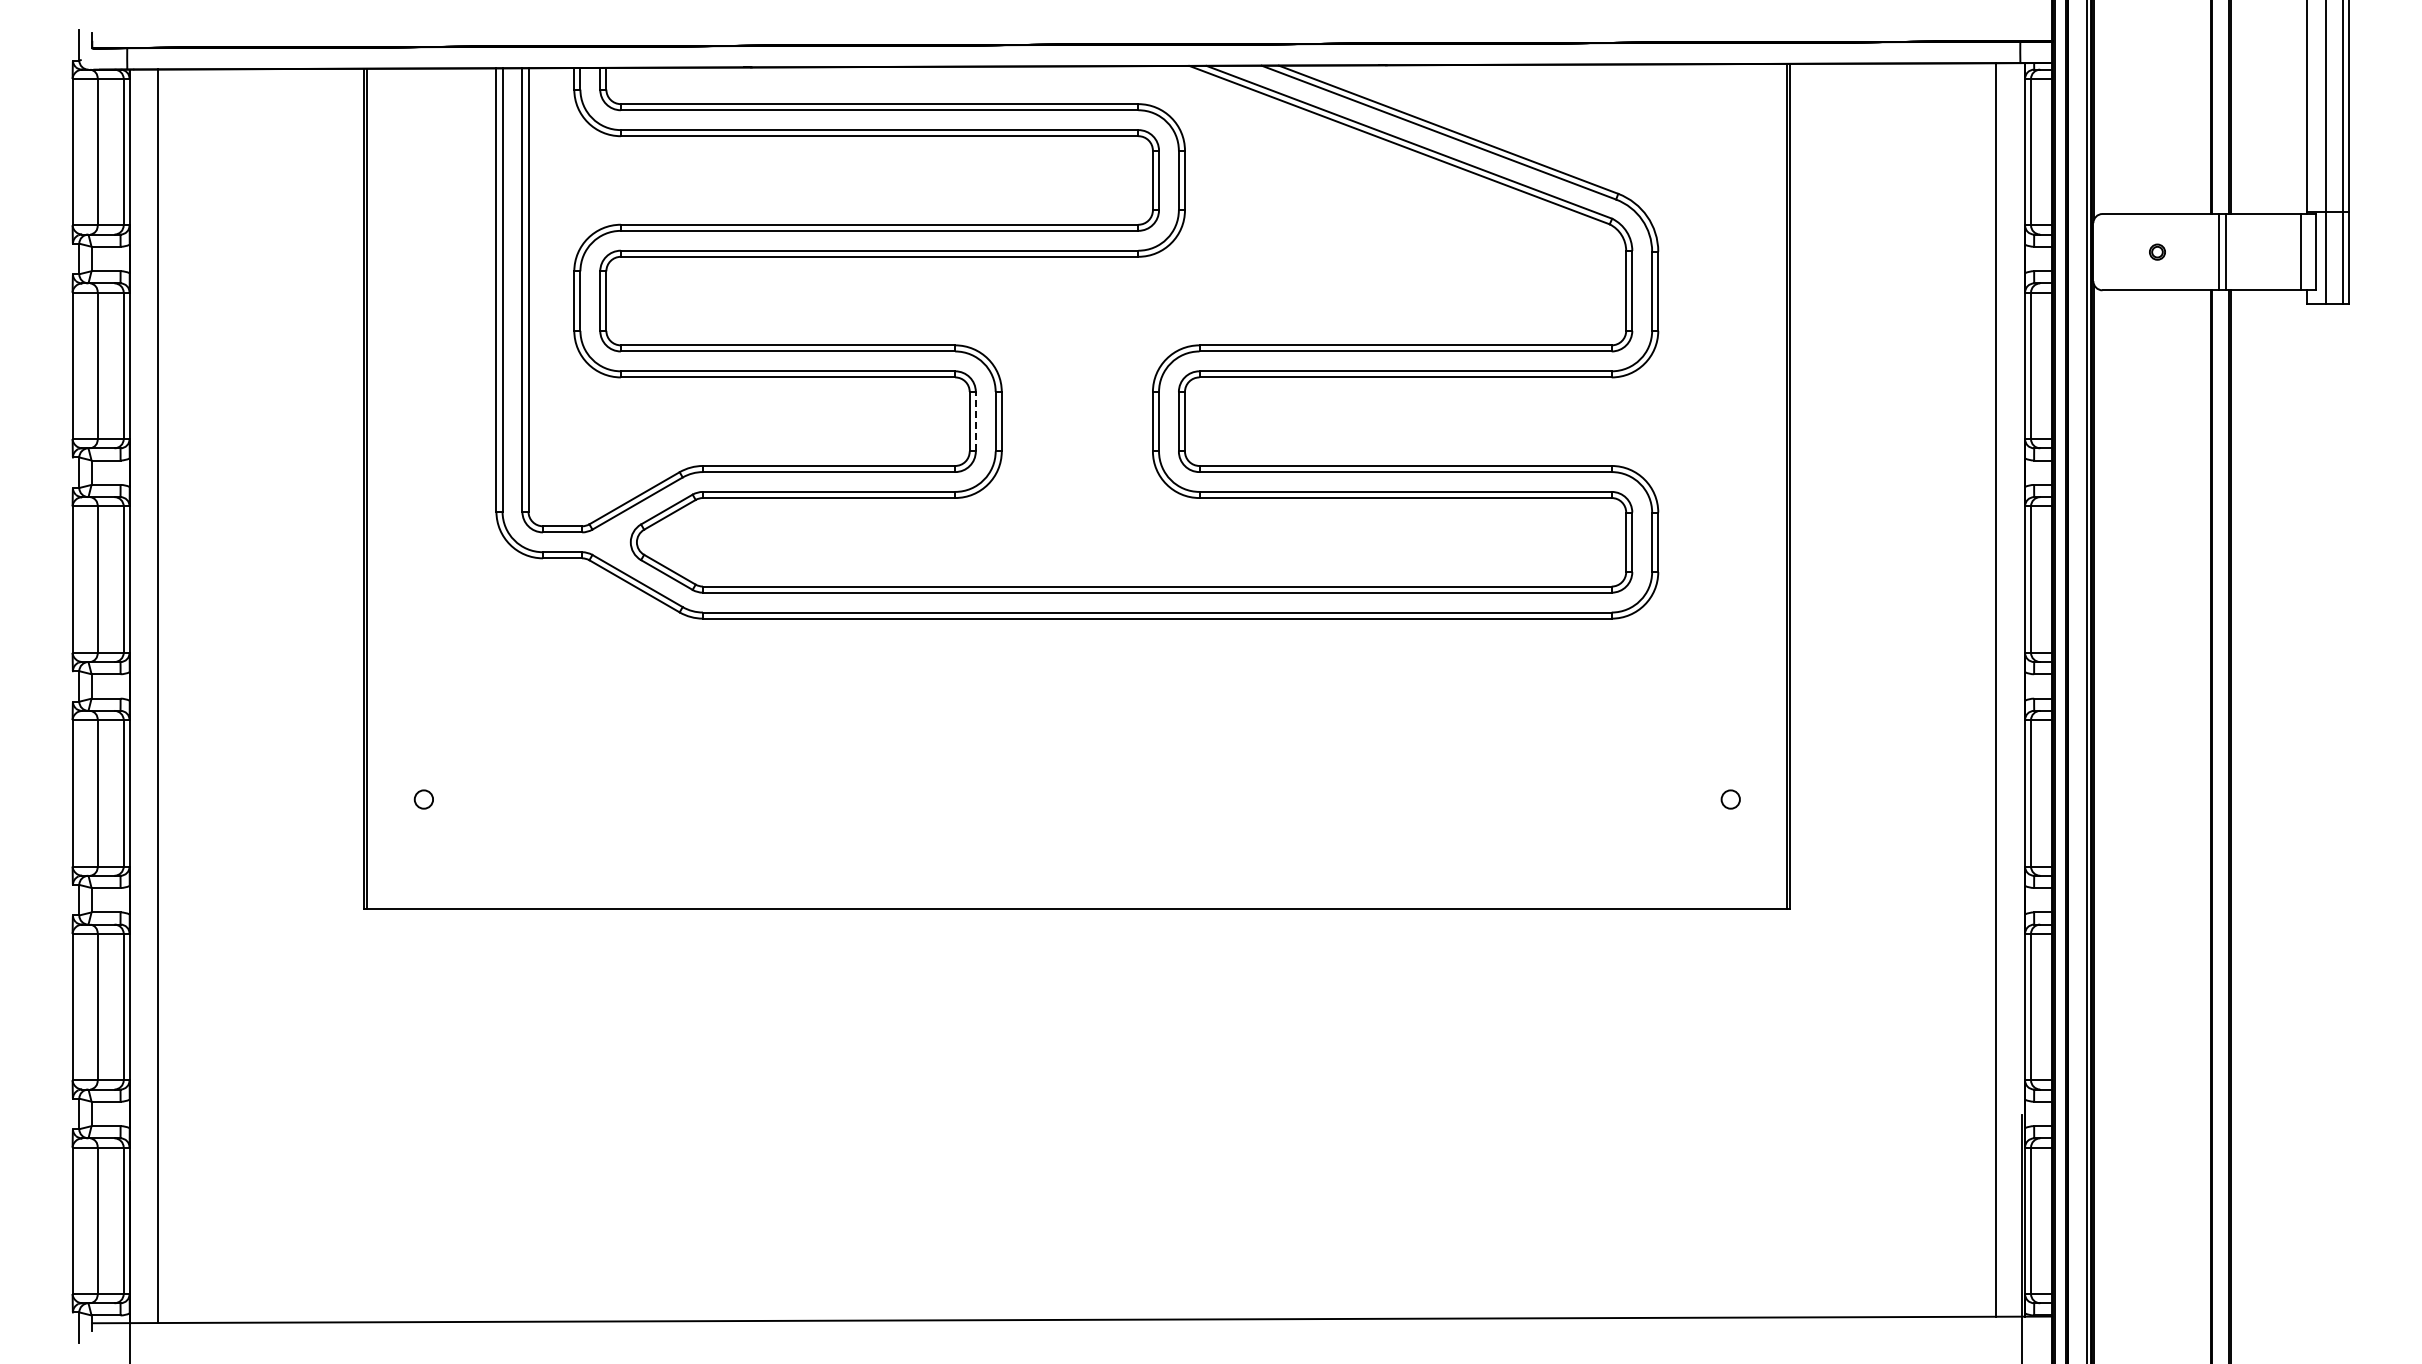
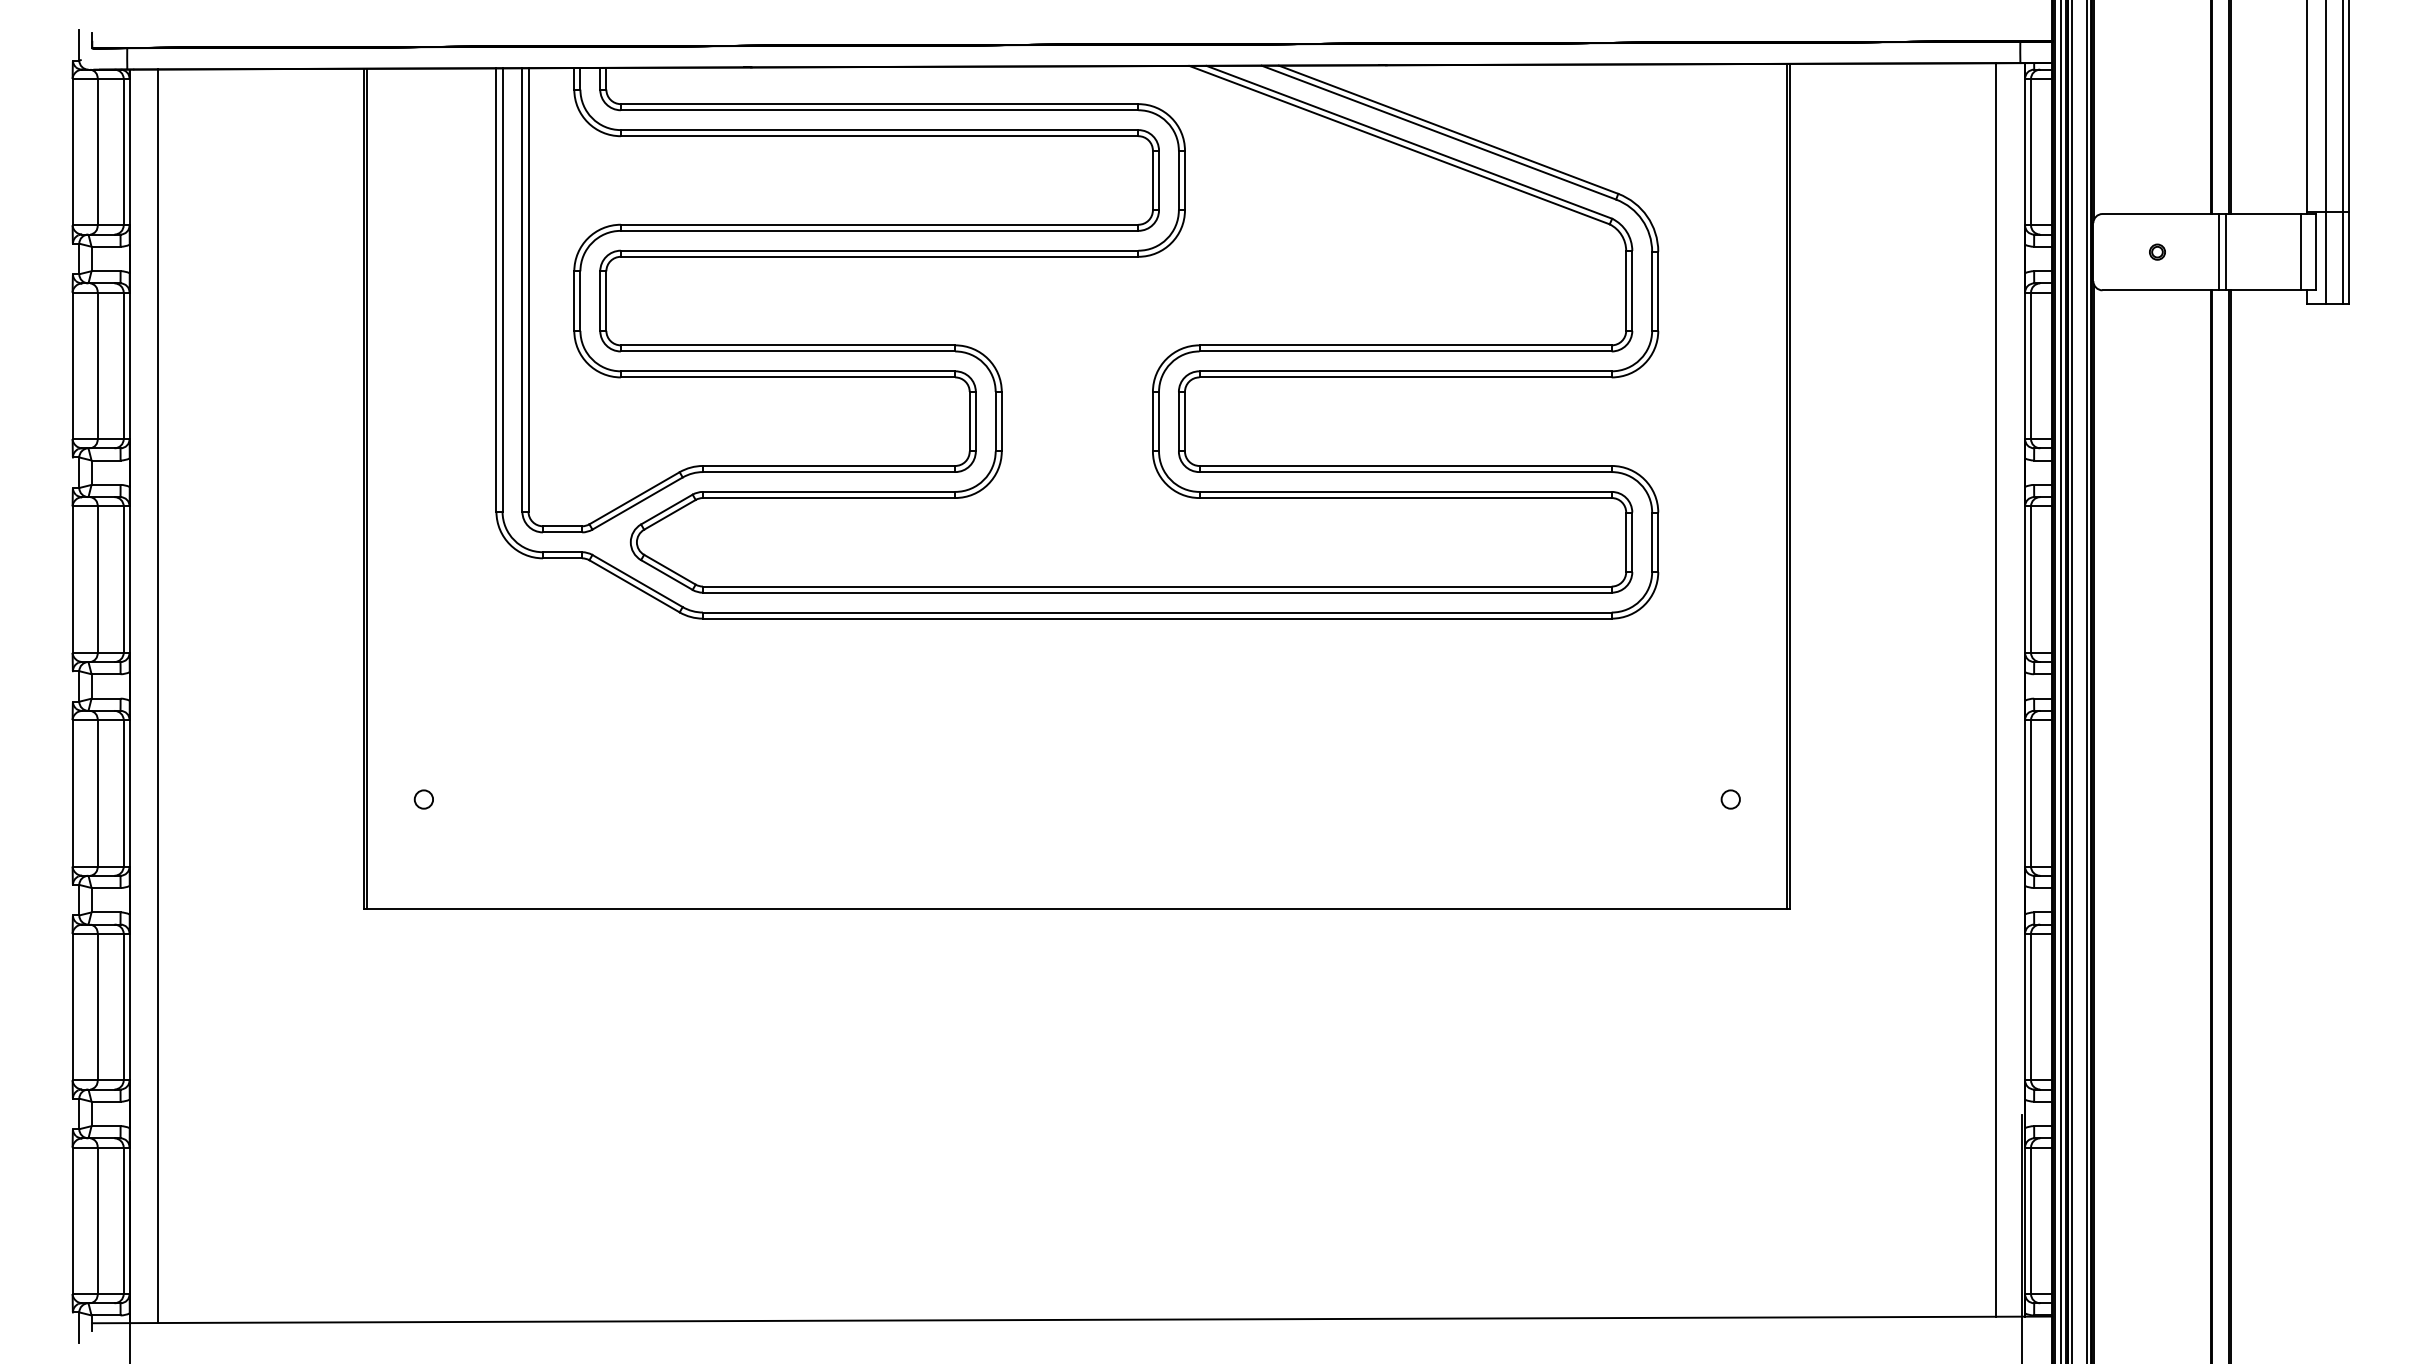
line: dashed -> solid (975, 421)
line: none -> present (2060, 681)
line: none -> present (2071, 681)
